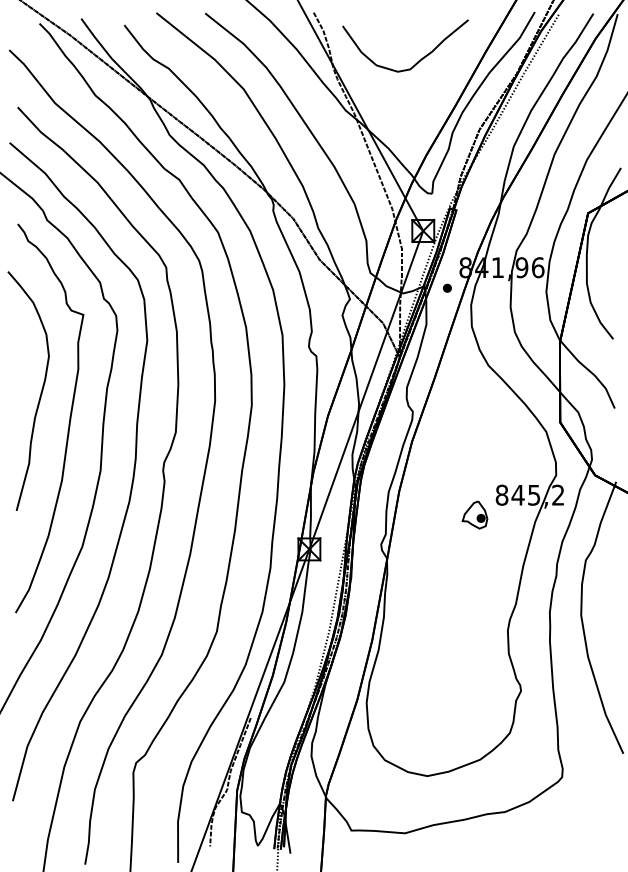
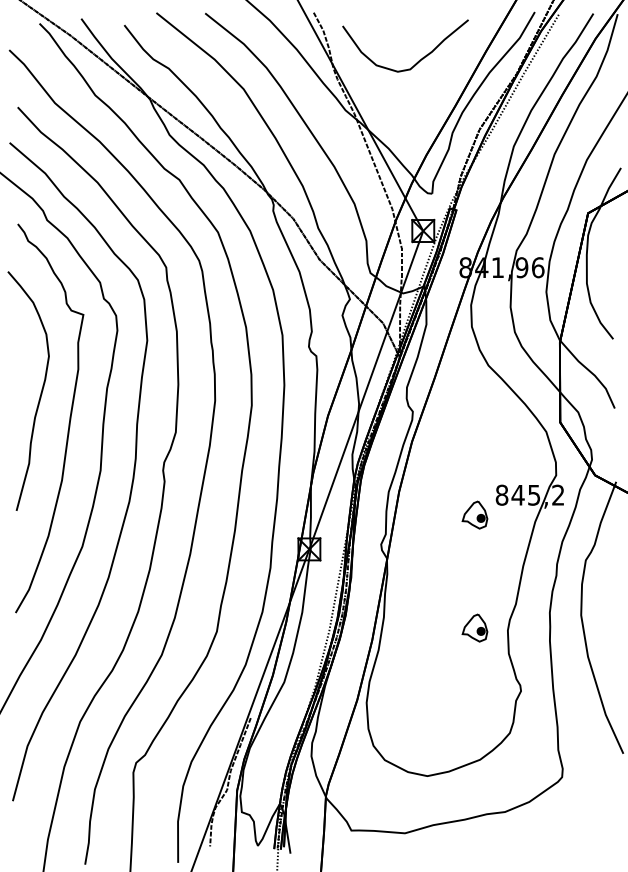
part: present -> none (447, 287)
part: none -> present (474, 627)
